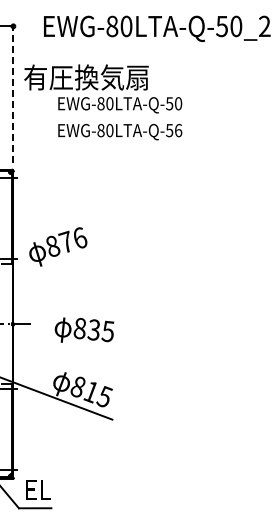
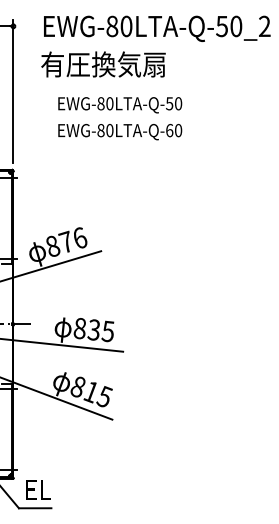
text position: (86, 77) -> (103, 64) (103, 64)
line: dashed -> solid (13, 91)
text: EWG-80LTA-Q-56 -> EWG-80LTA-Q-60 (173, 130)
line: none -> present (51, 265)
line: none -> present (62, 345)
